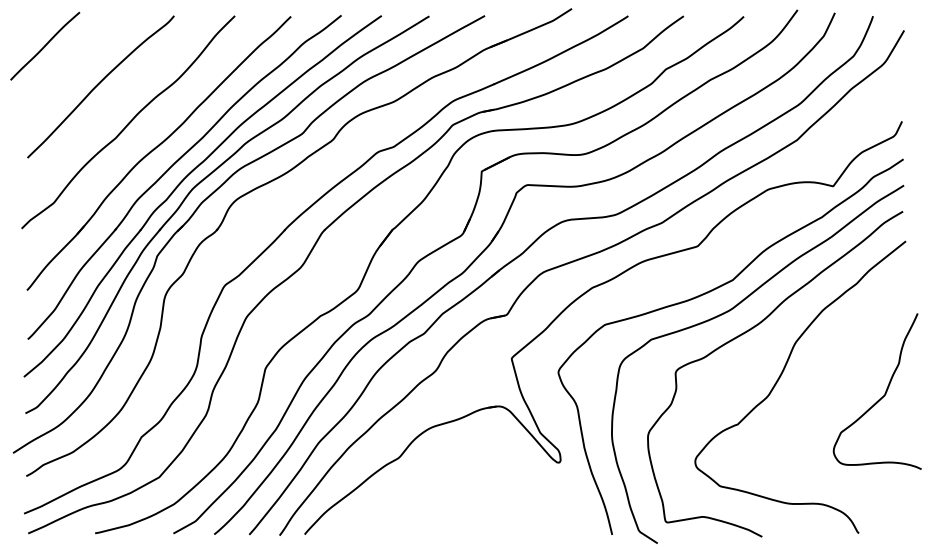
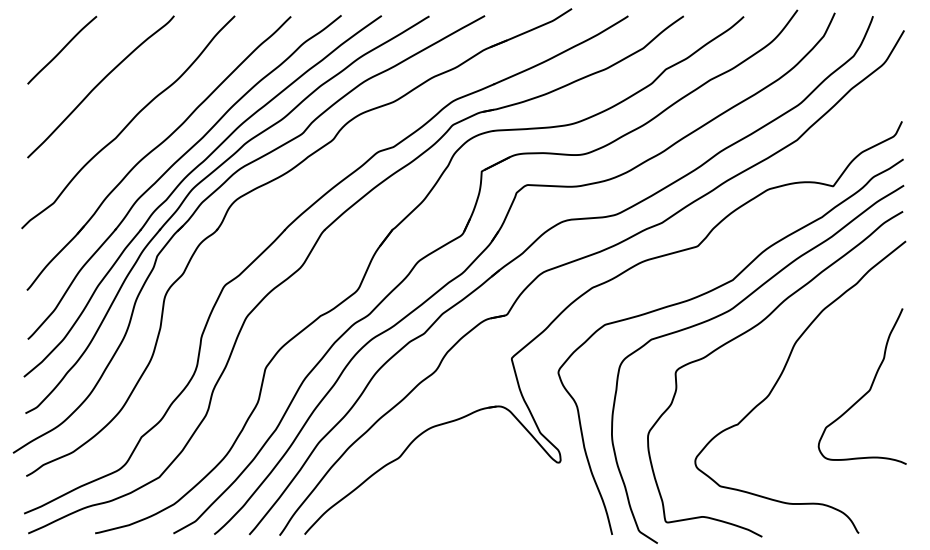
curve position: (45, 45) -> (62, 49) (62, 49)
curve position: (879, 398) -> (864, 393) (864, 393)
